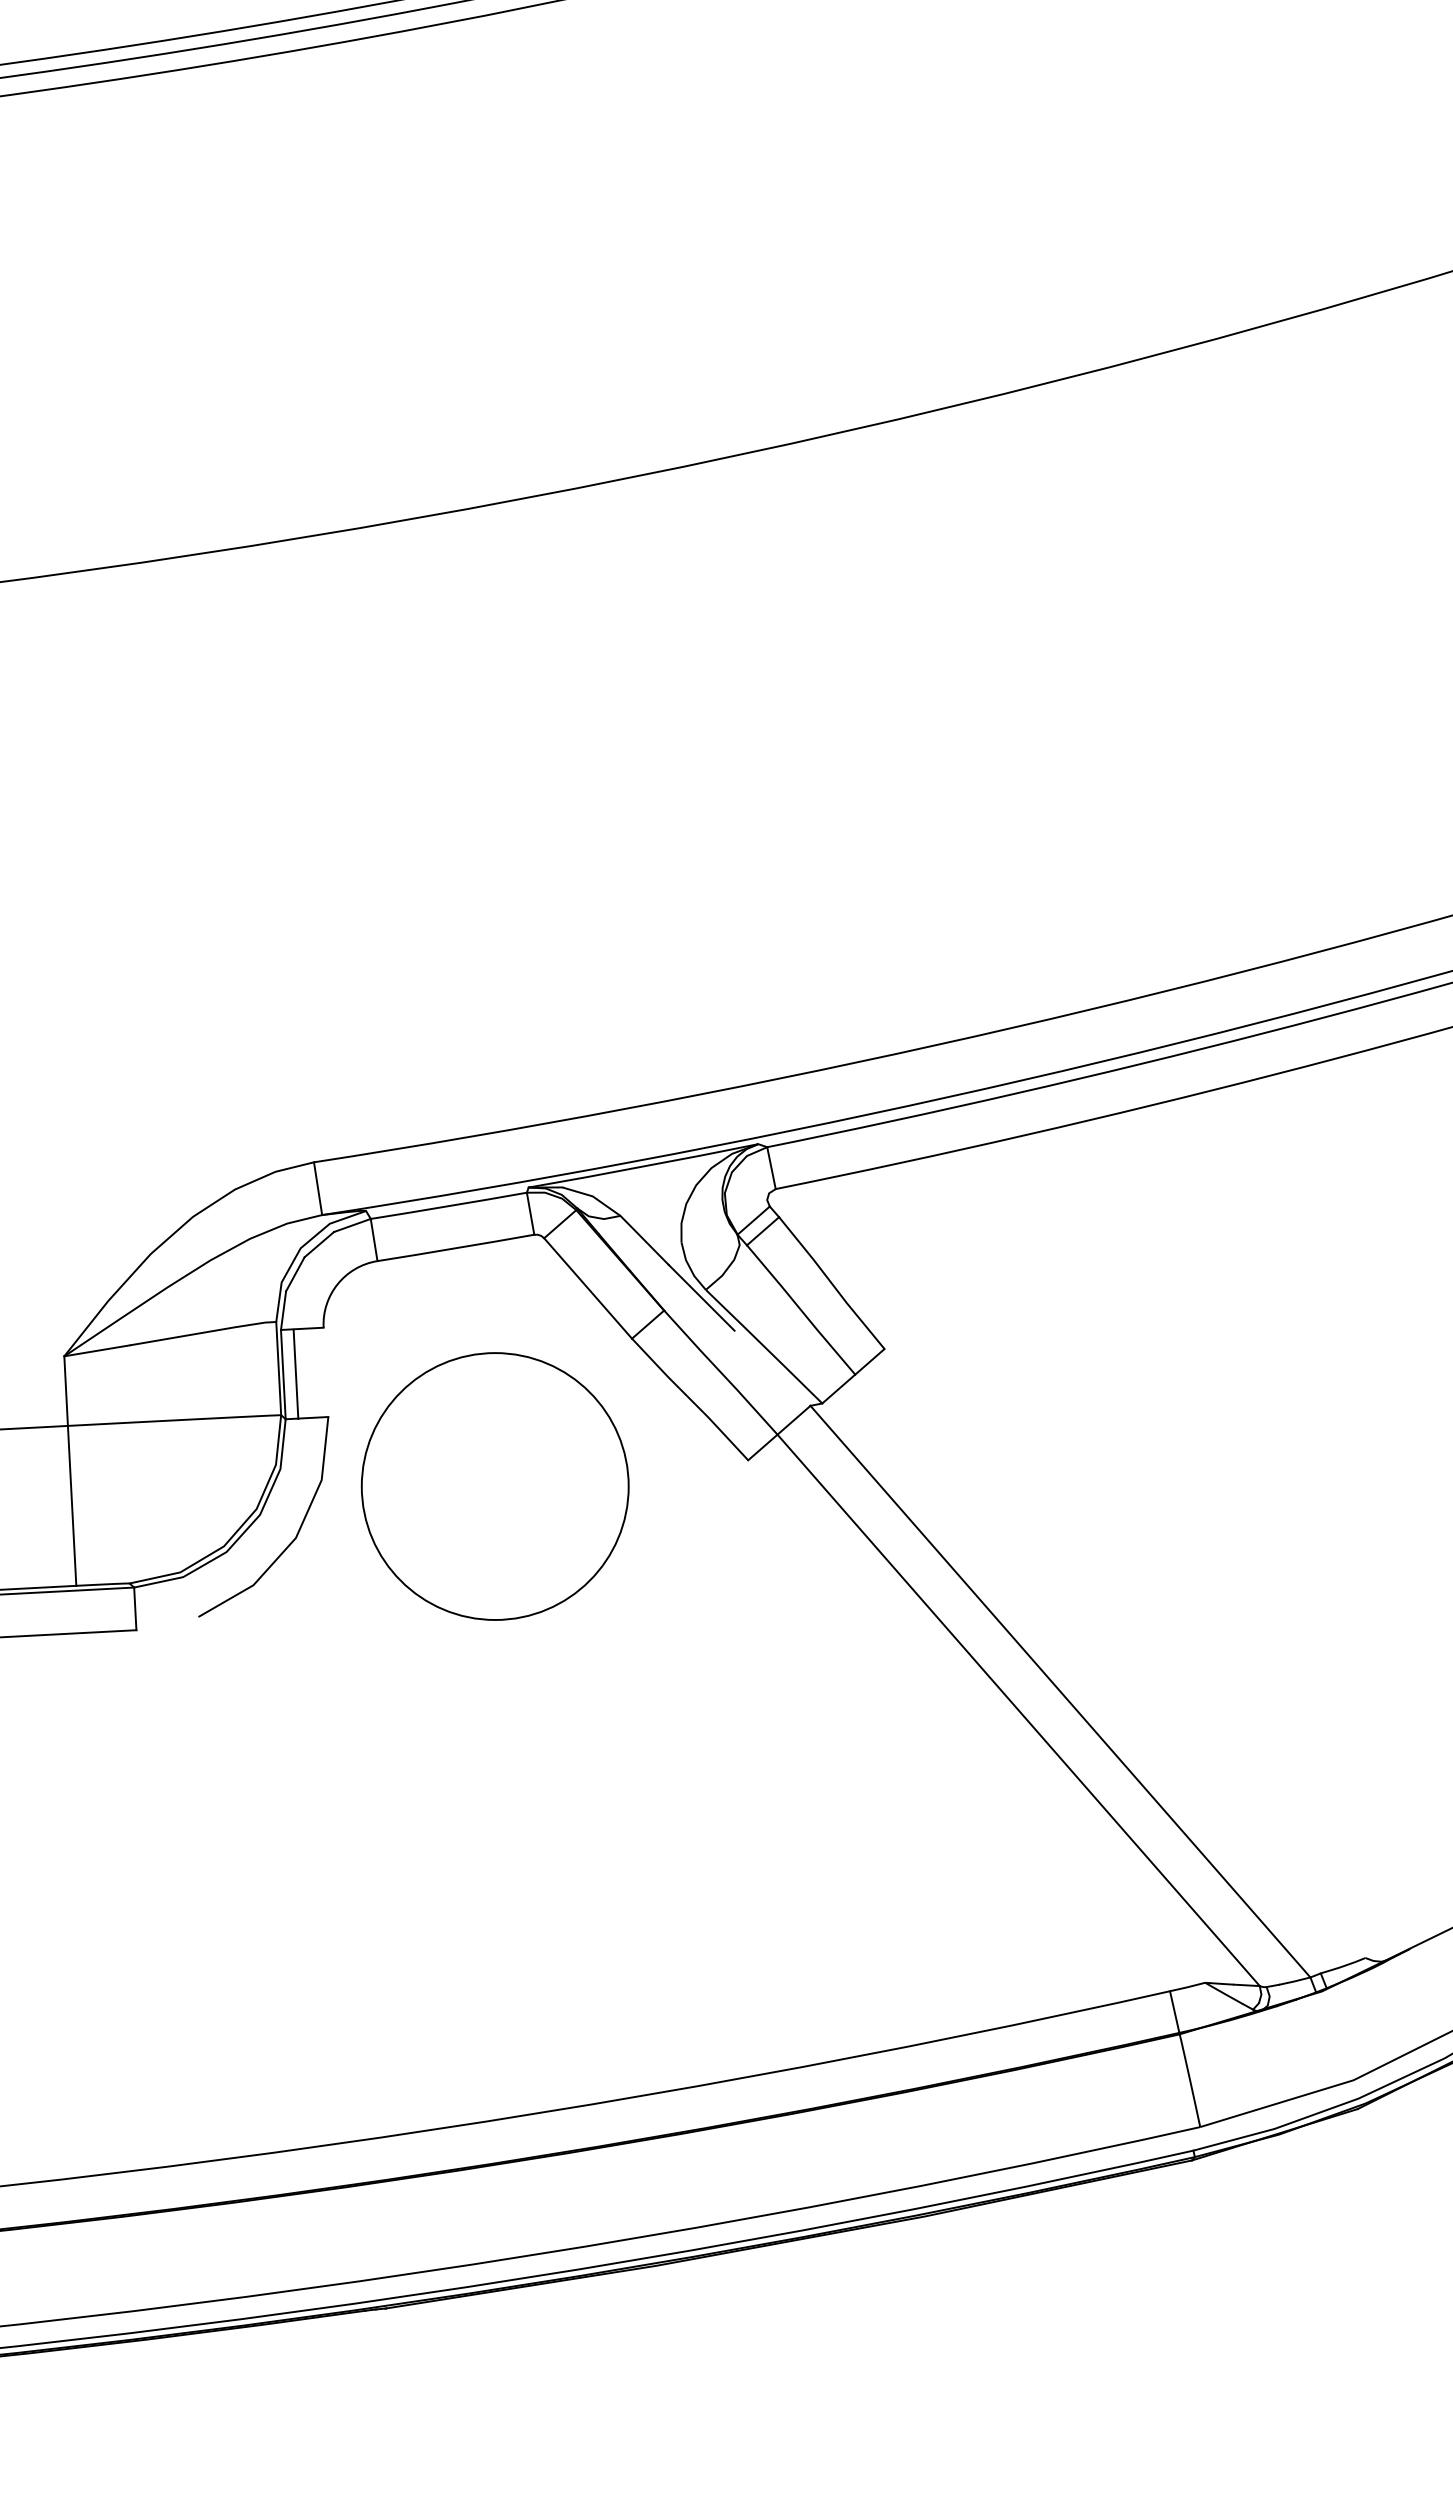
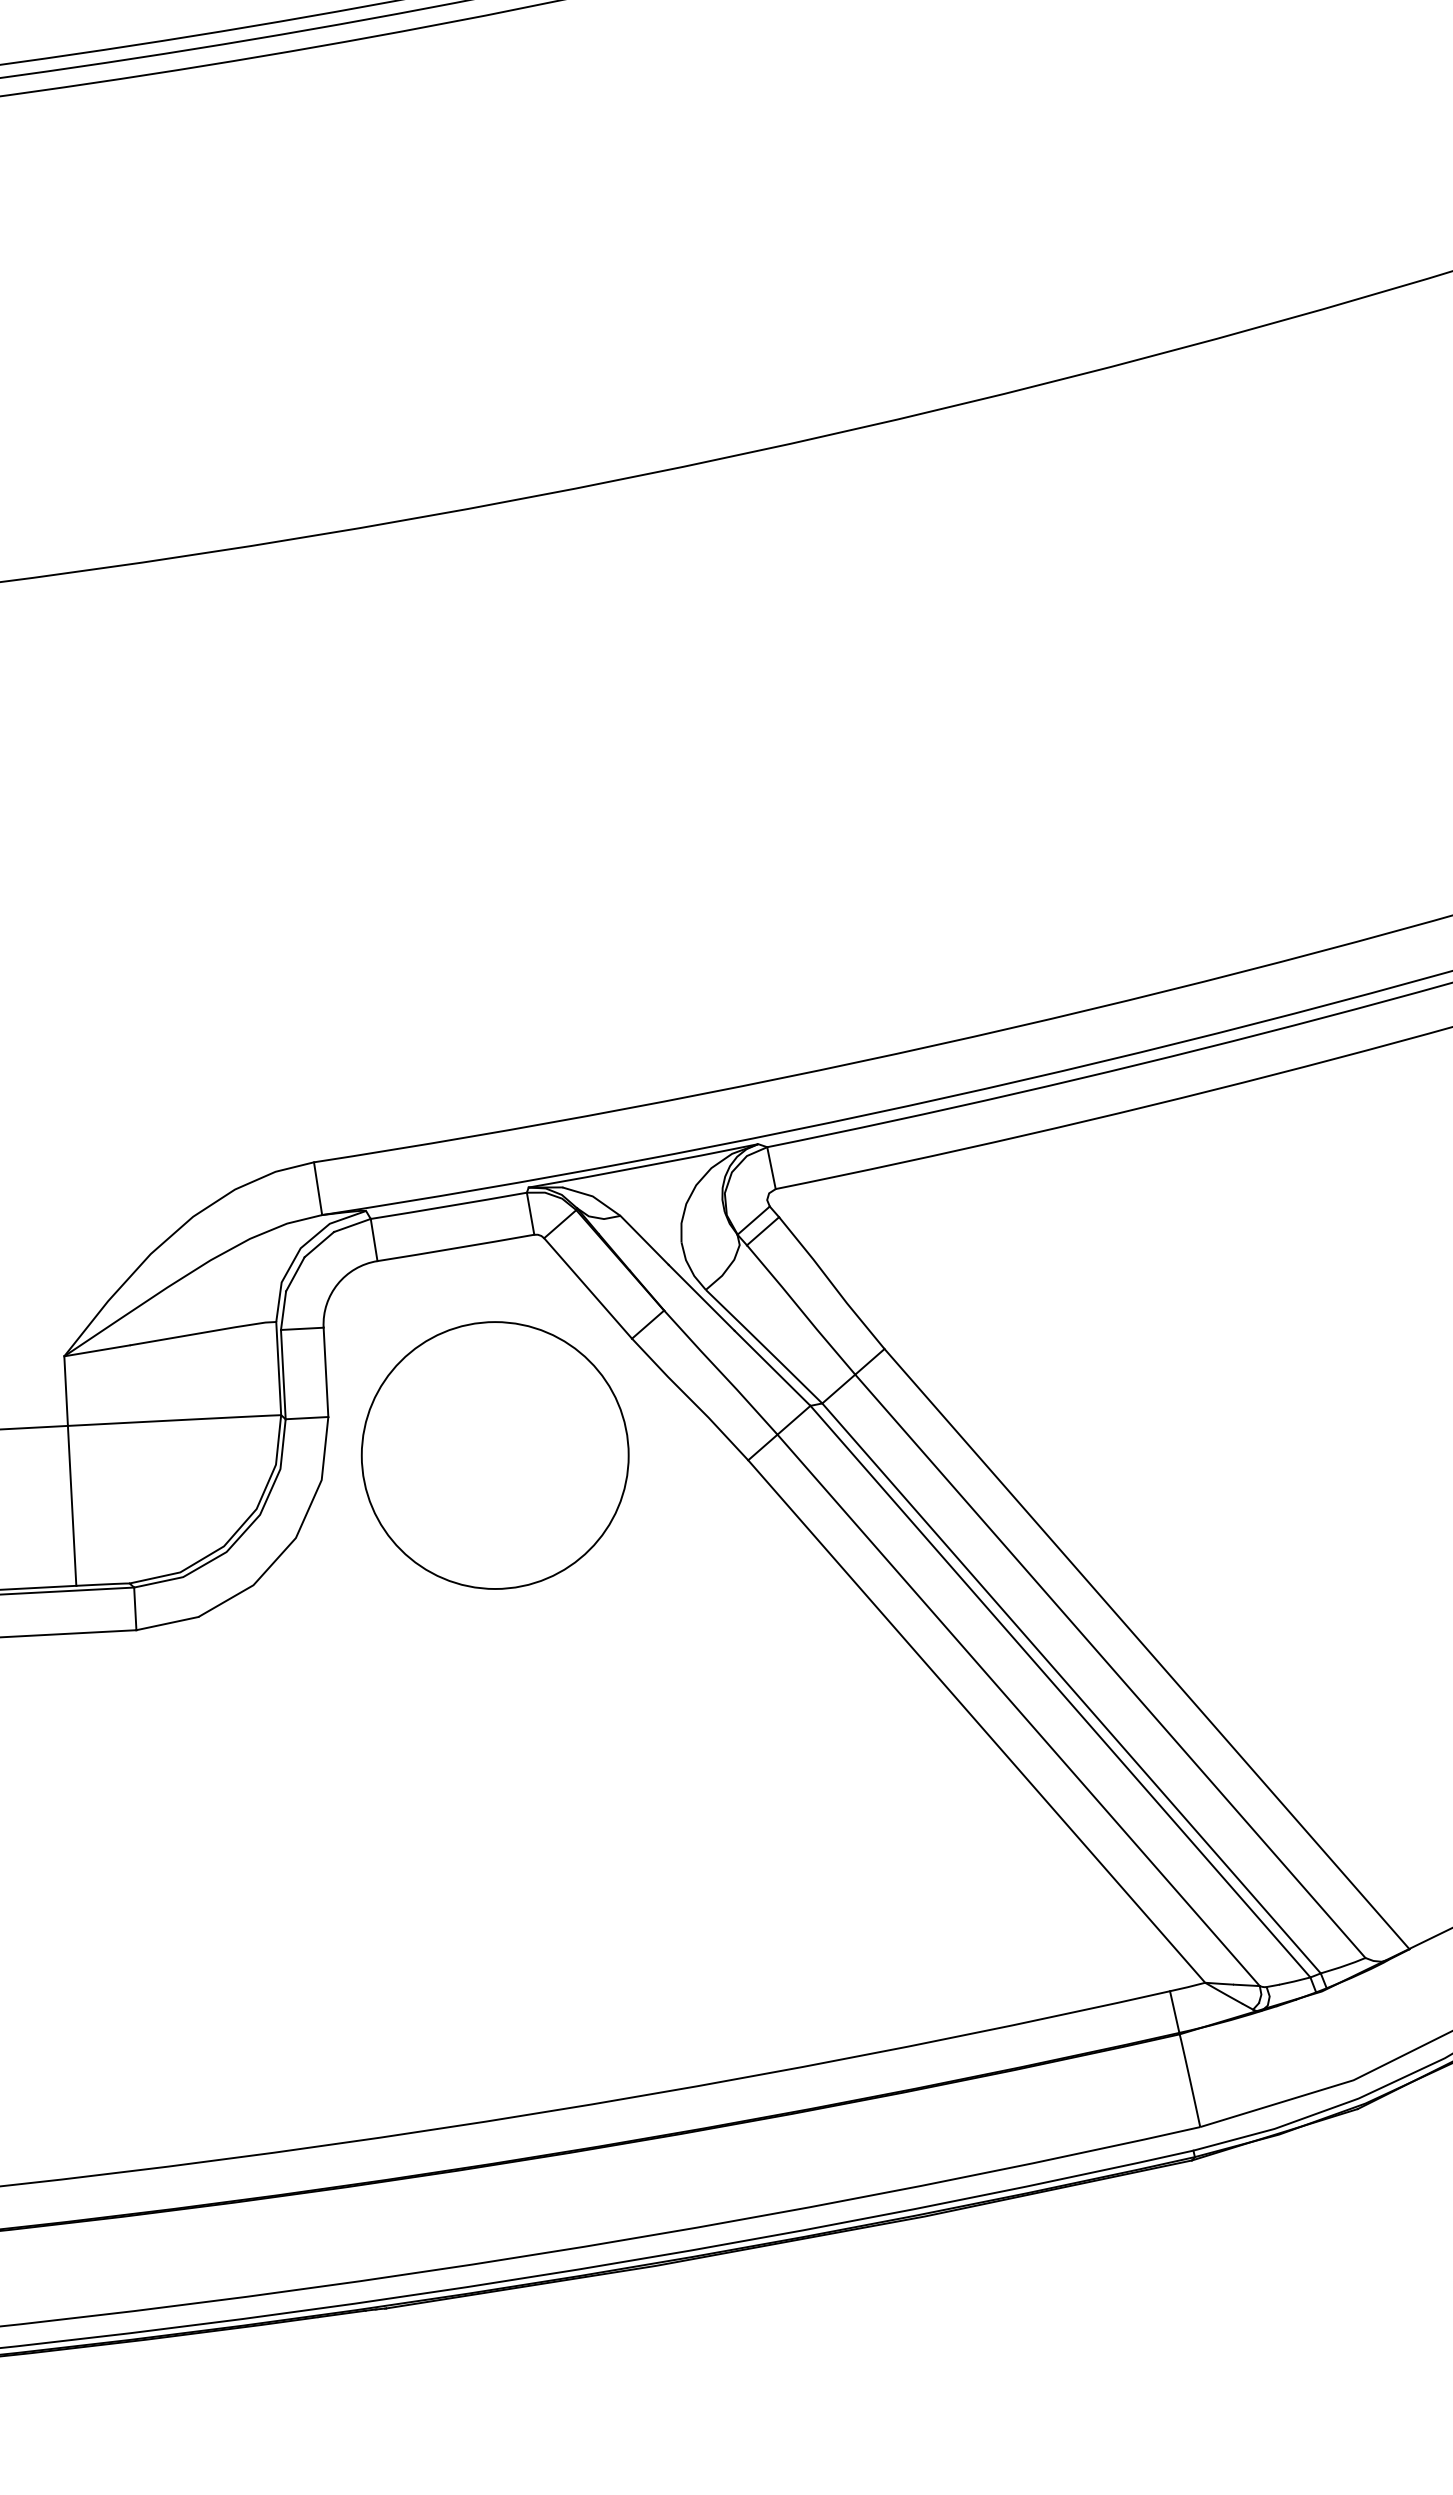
line: none -> present (772, 1367)
line position: (295, 1374) -> (325, 1372) (325, 1372)
circle position: (494, 1486) -> (494, 1455) (494, 1455)
line: none -> present (167, 1623)
line: none -> present (1146, 1649)
line: none -> present (1110, 1665)
line: none -> present (1071, 1688)
line: none -> present (976, 1721)
